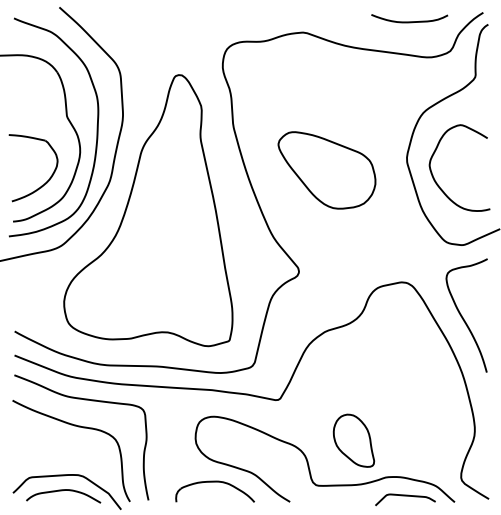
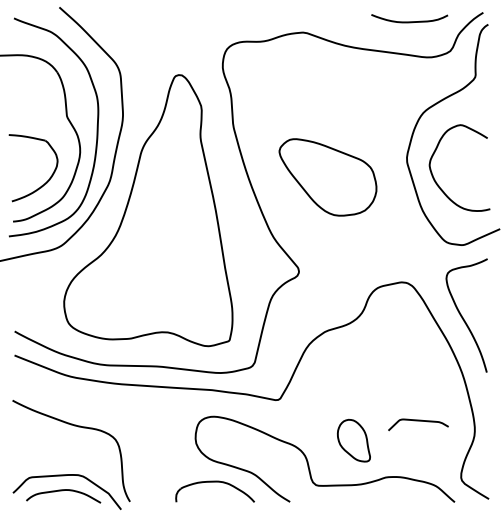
part position: (326, 170) -> (327, 177) (327, 177)
curve: present -> none (84, 400)
part size: 44x55 px -> 34x45 px (353, 440)
curve position: (405, 496) -> (418, 421) (418, 421)
